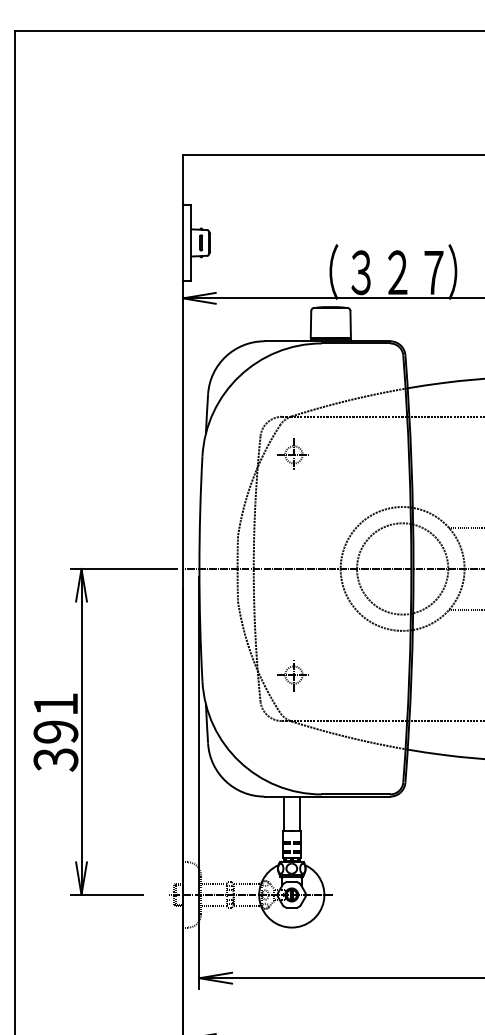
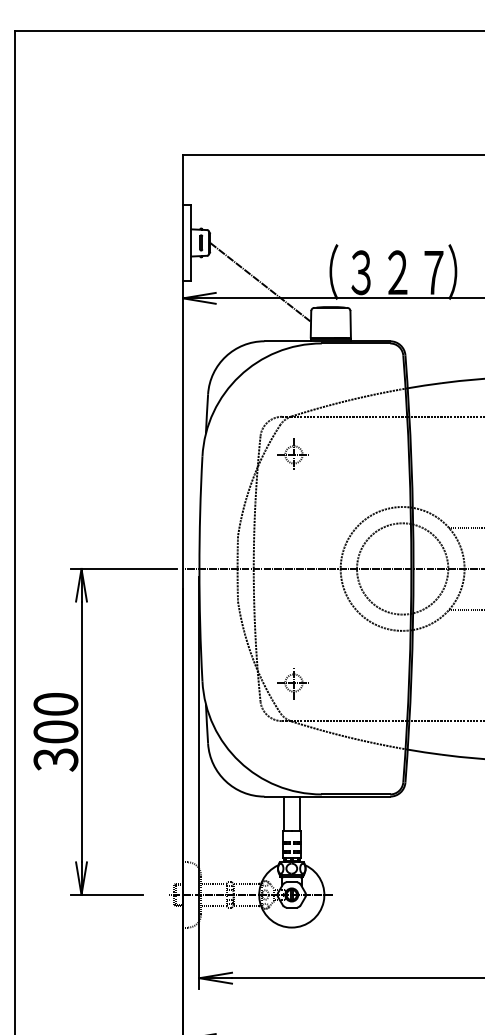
line: none -> present (260, 281)
part position: (292, 675) -> (292, 683) (292, 683)
text: 391 -> 300 (55, 718)
